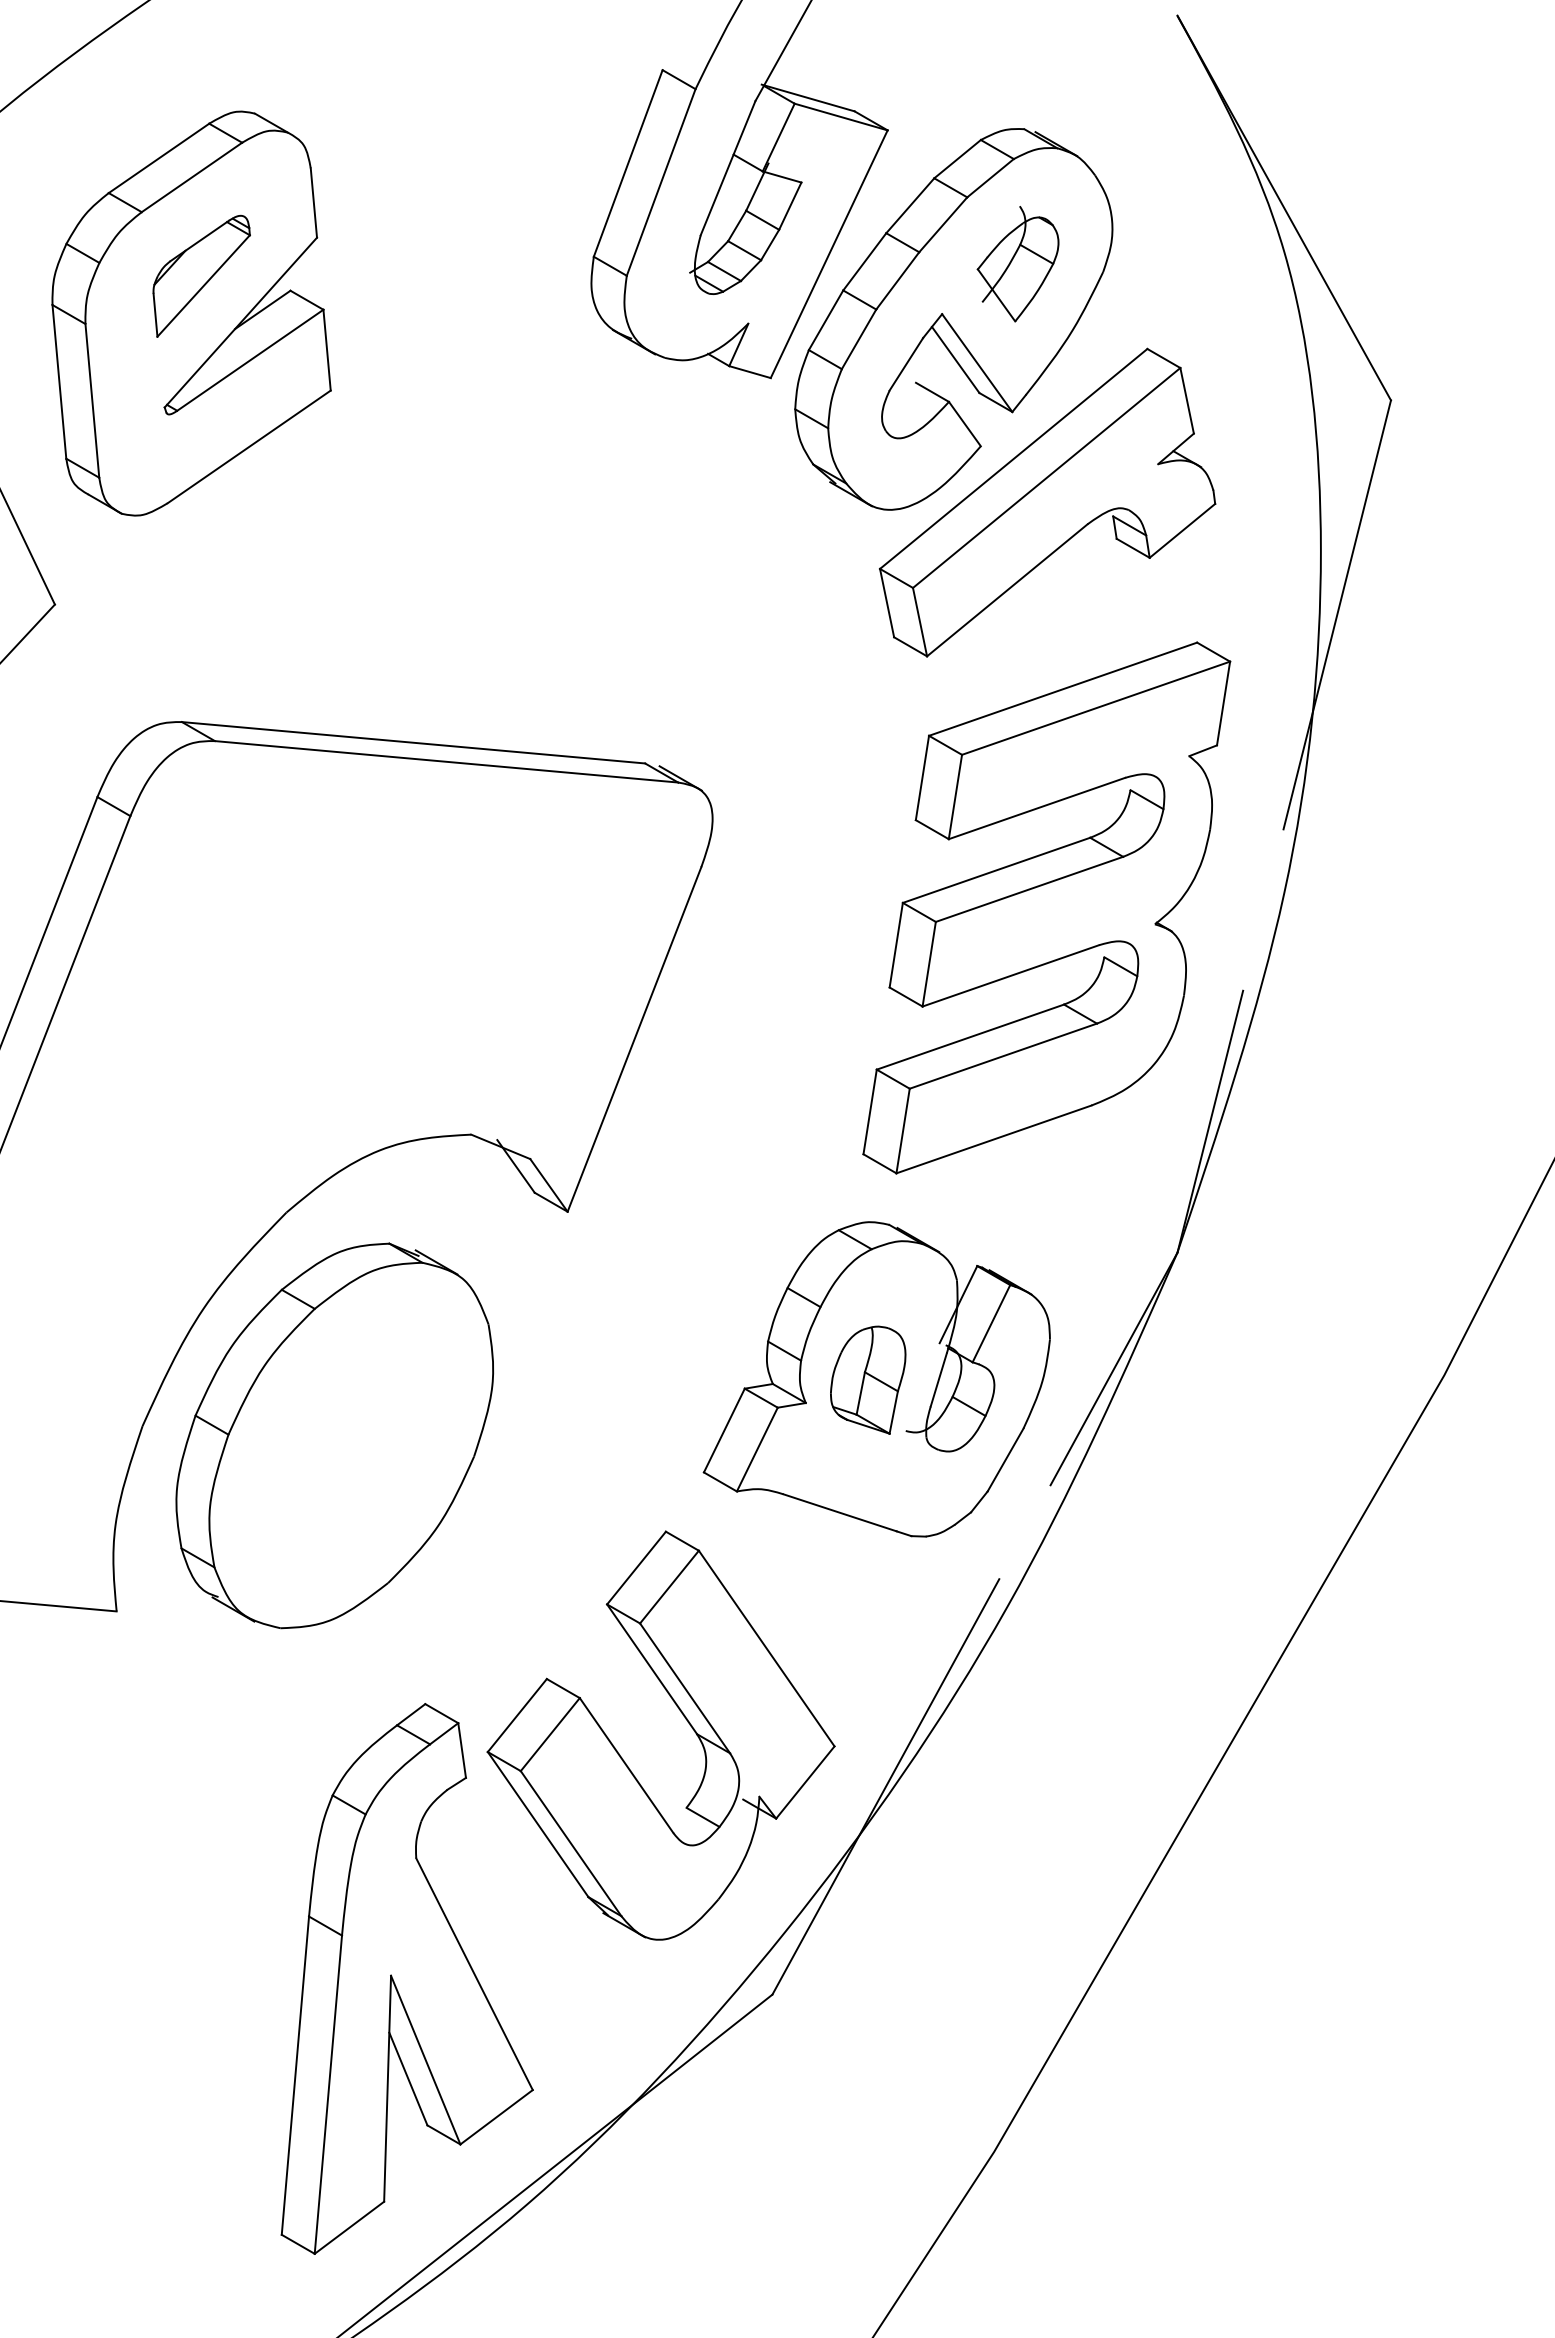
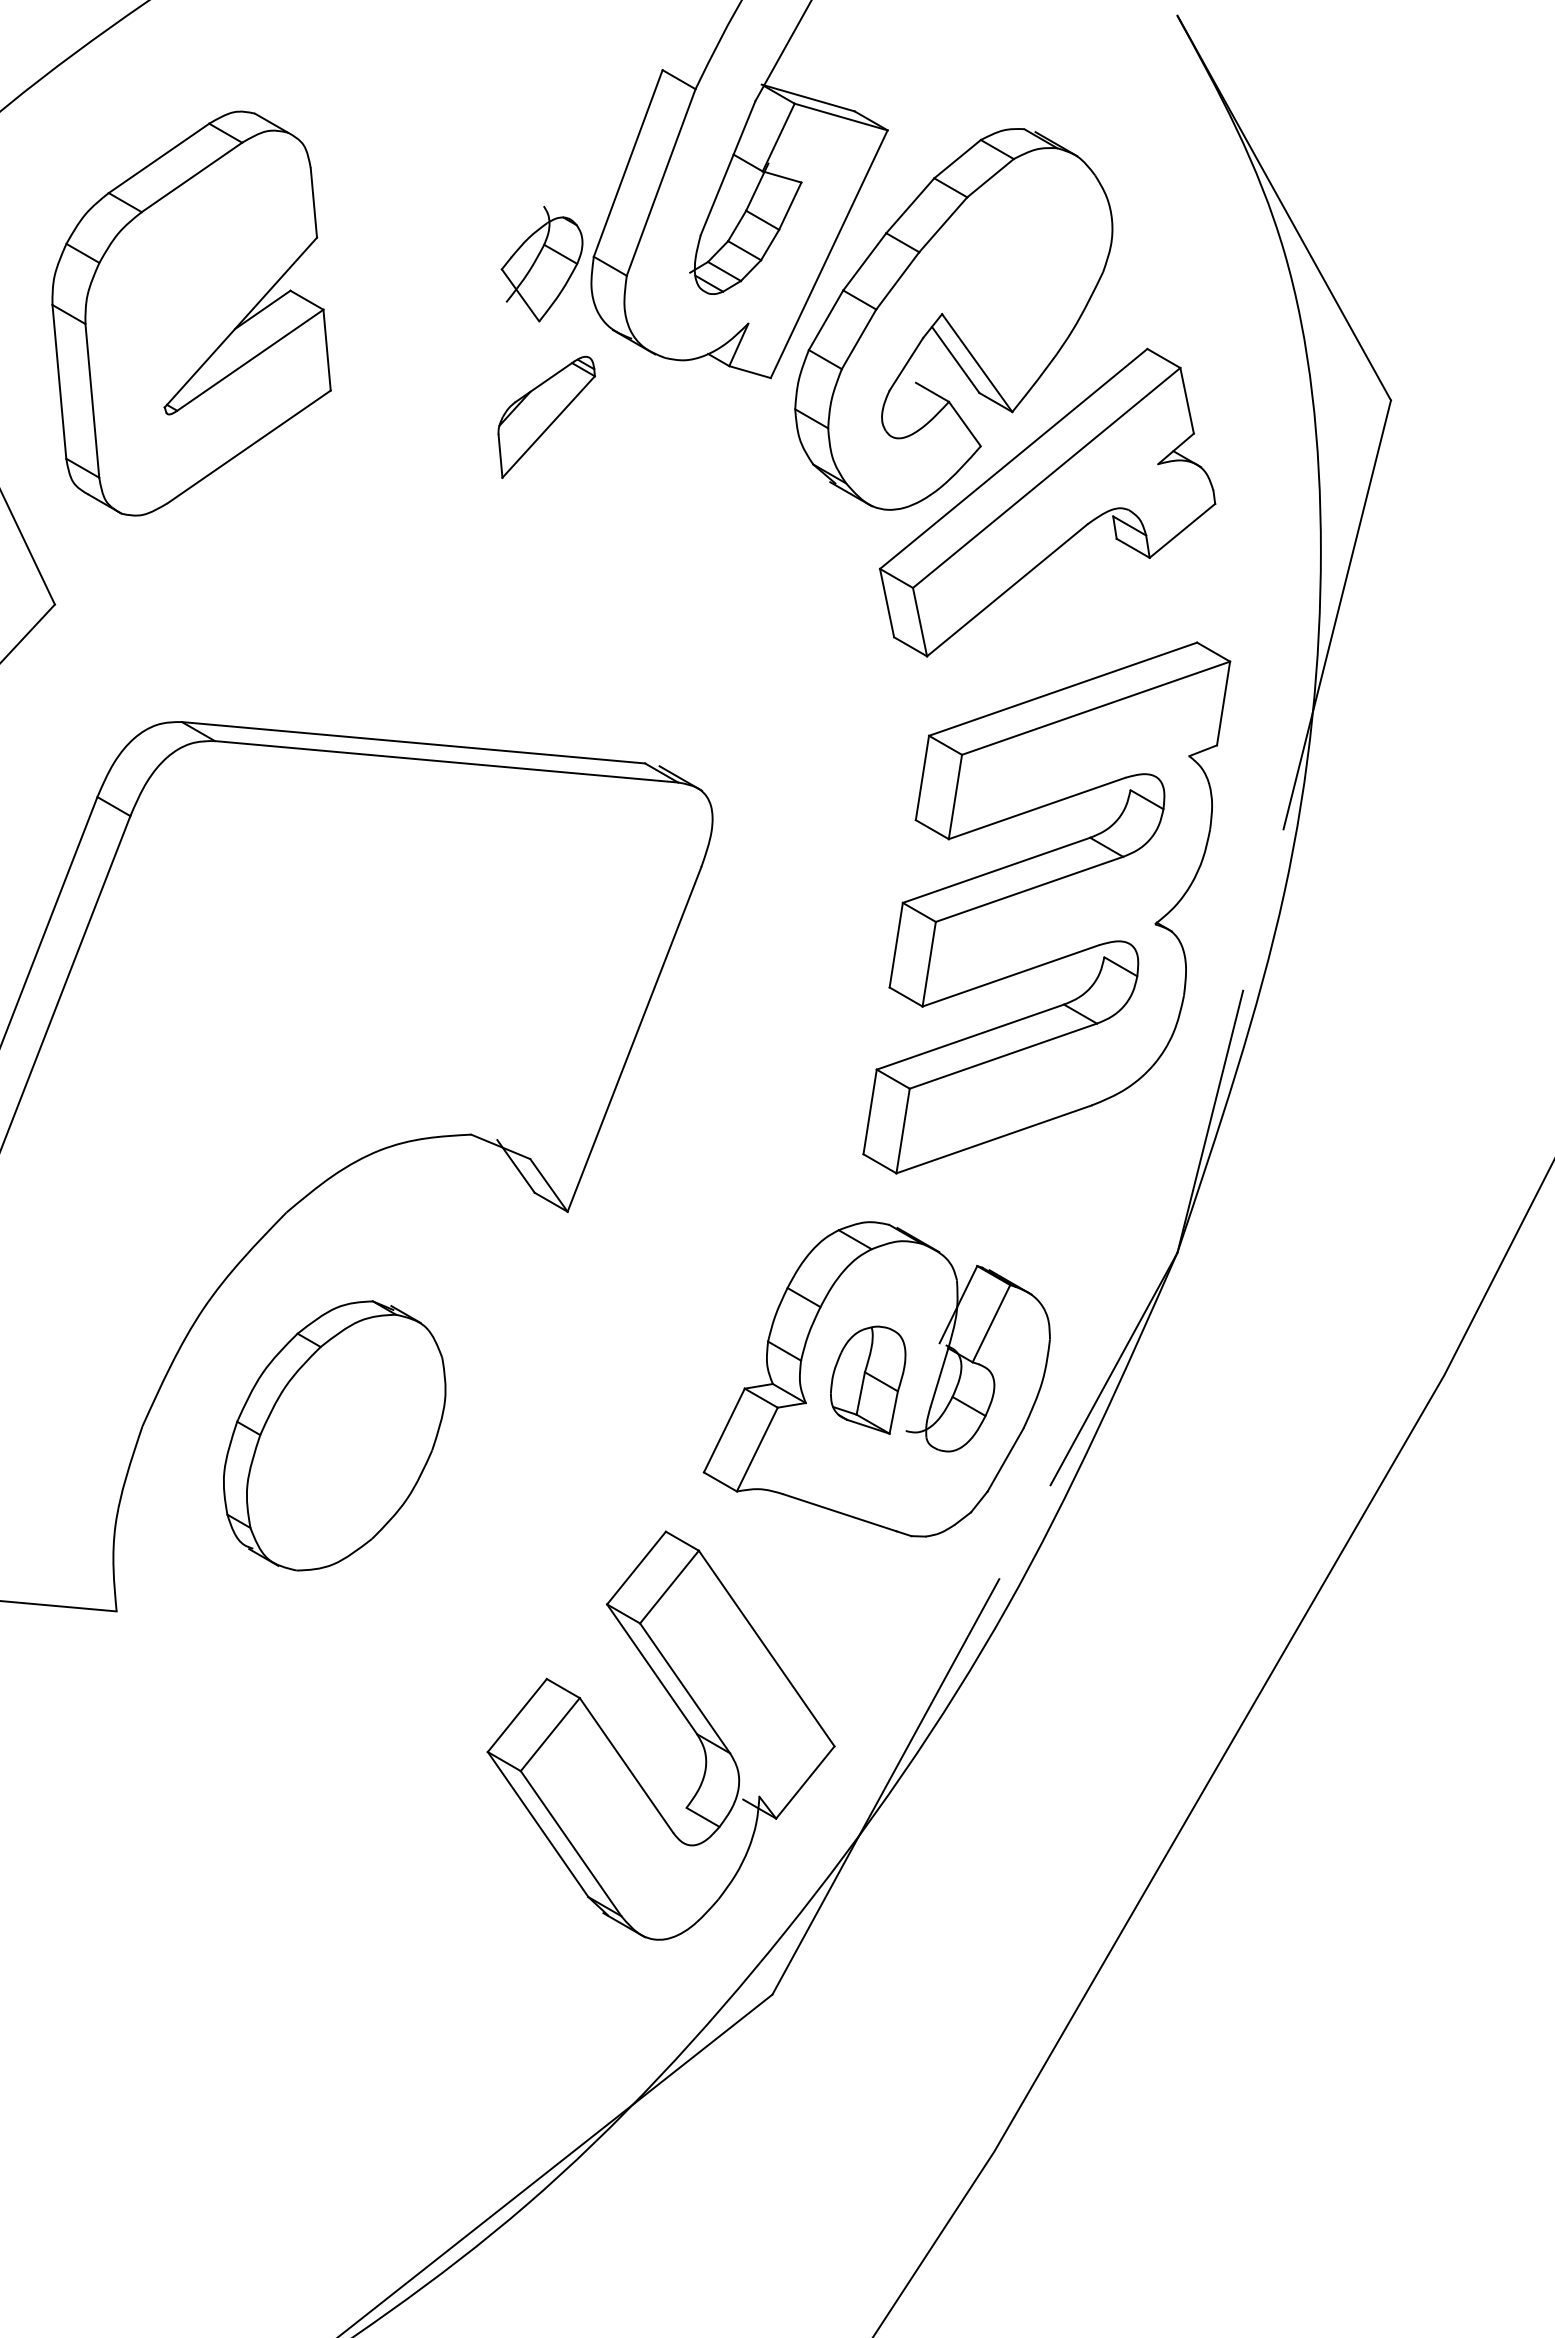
part position: (1017, 264) -> (541, 264) (541, 264)
part position: (201, 275) -> (546, 416) (546, 416)
part size: 319x388 px -> 224x272 px (334, 1435)
part: present -> none (406, 1978)
